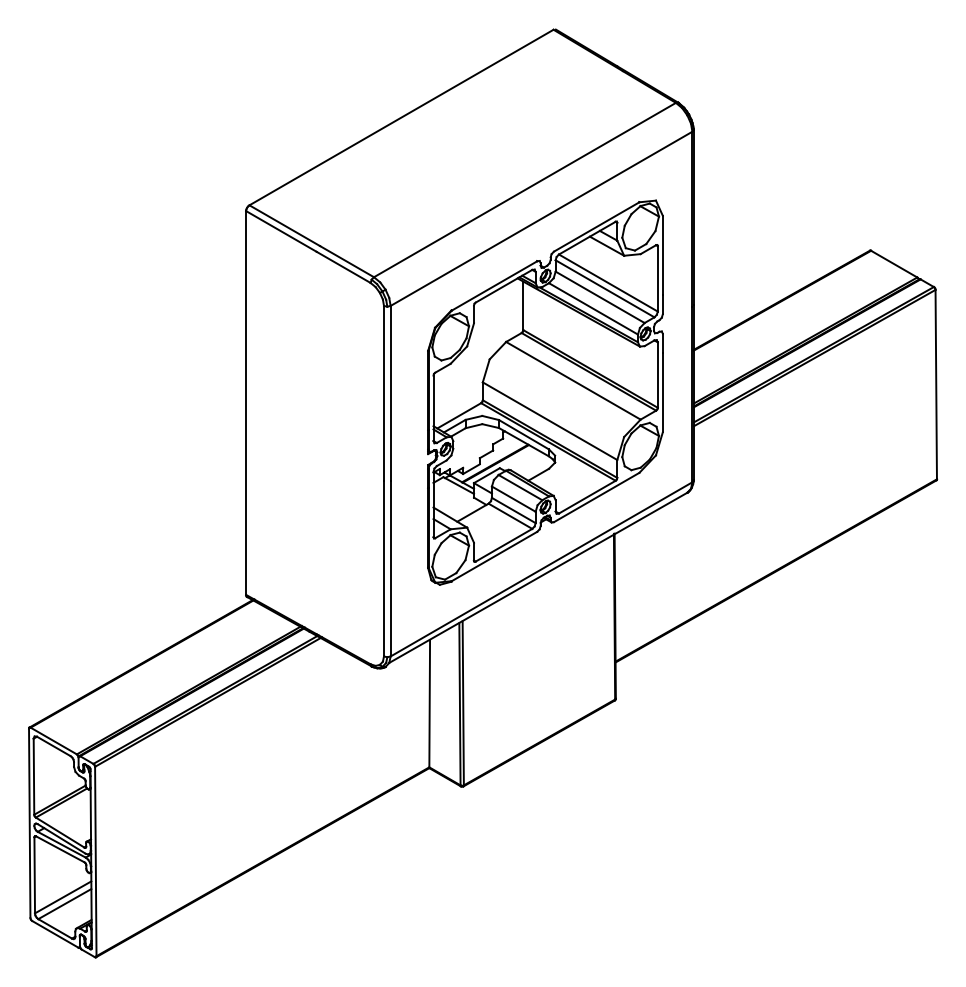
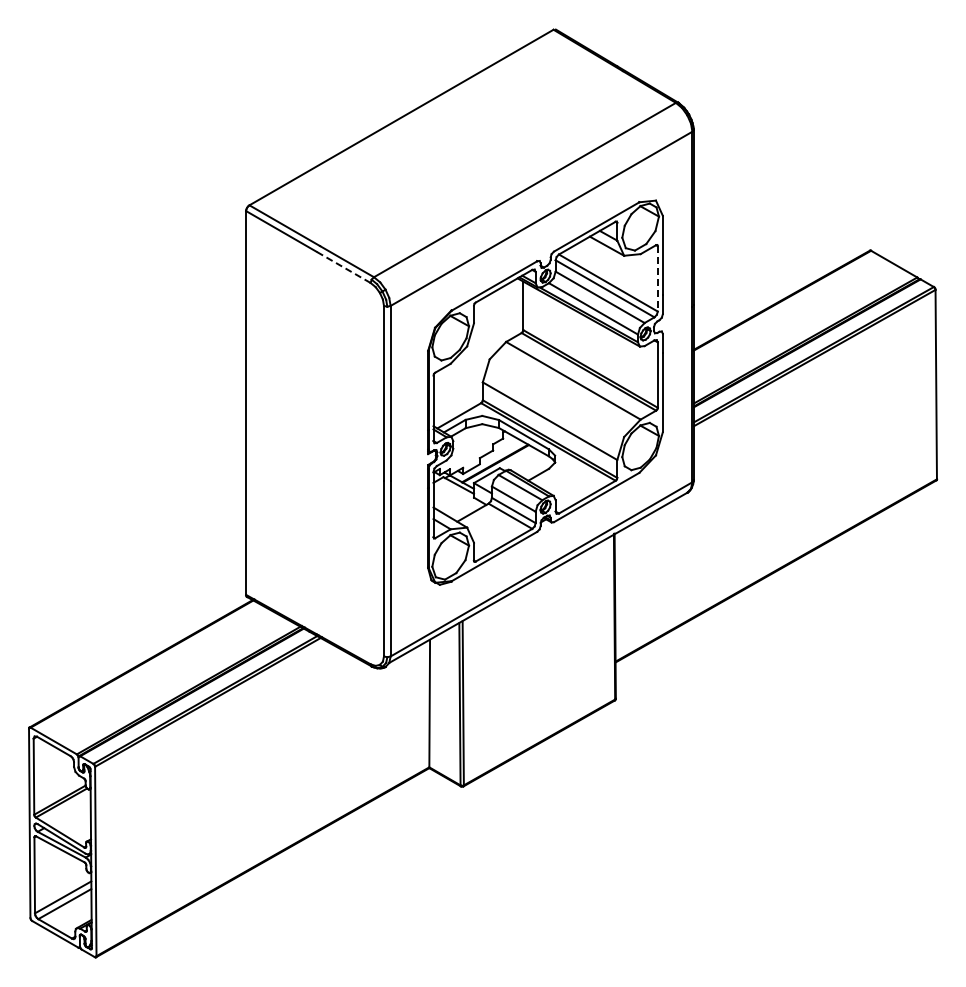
line: solid -> dashed (343, 267)
line: solid -> dashed (657, 278)
